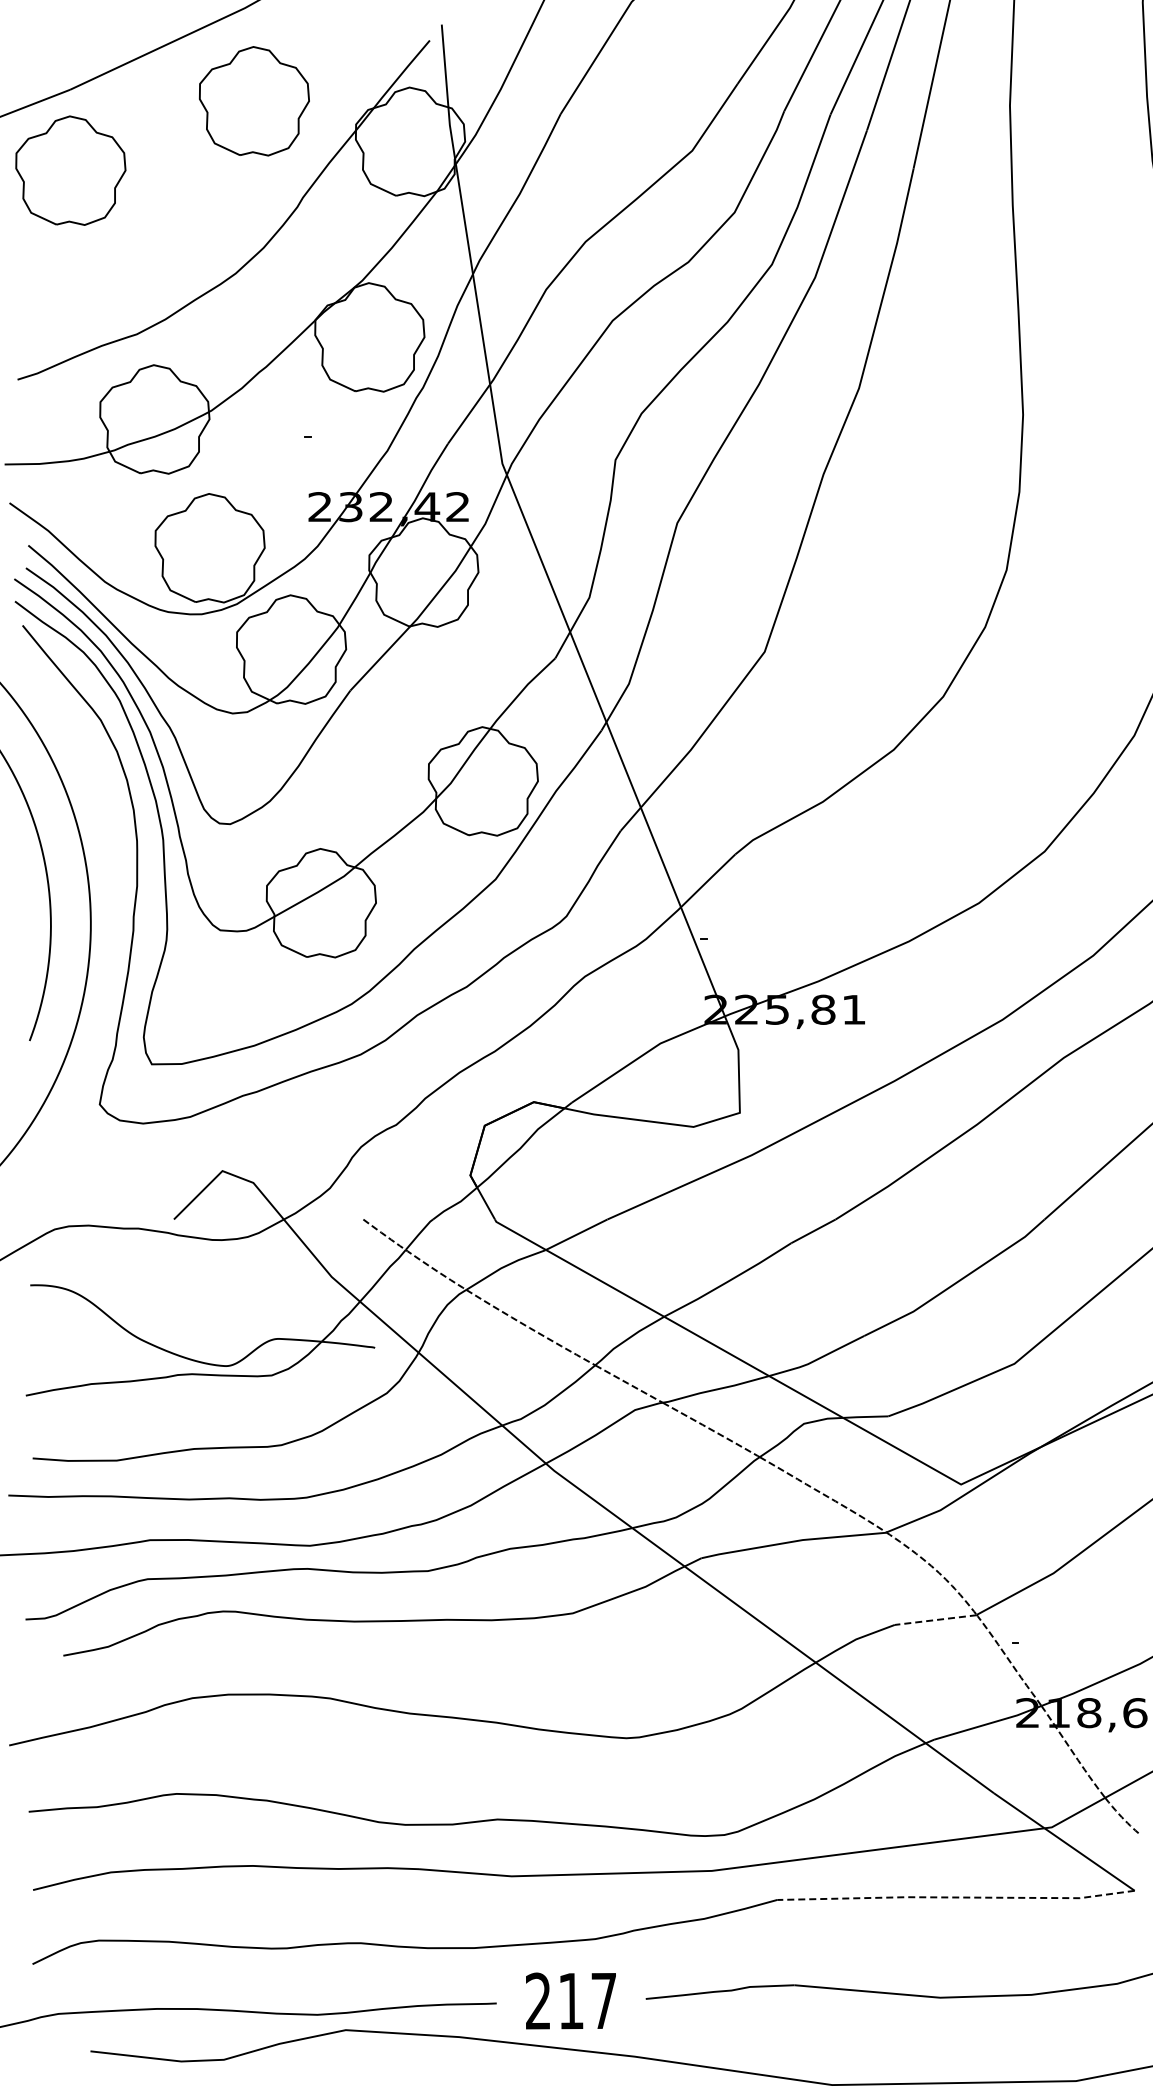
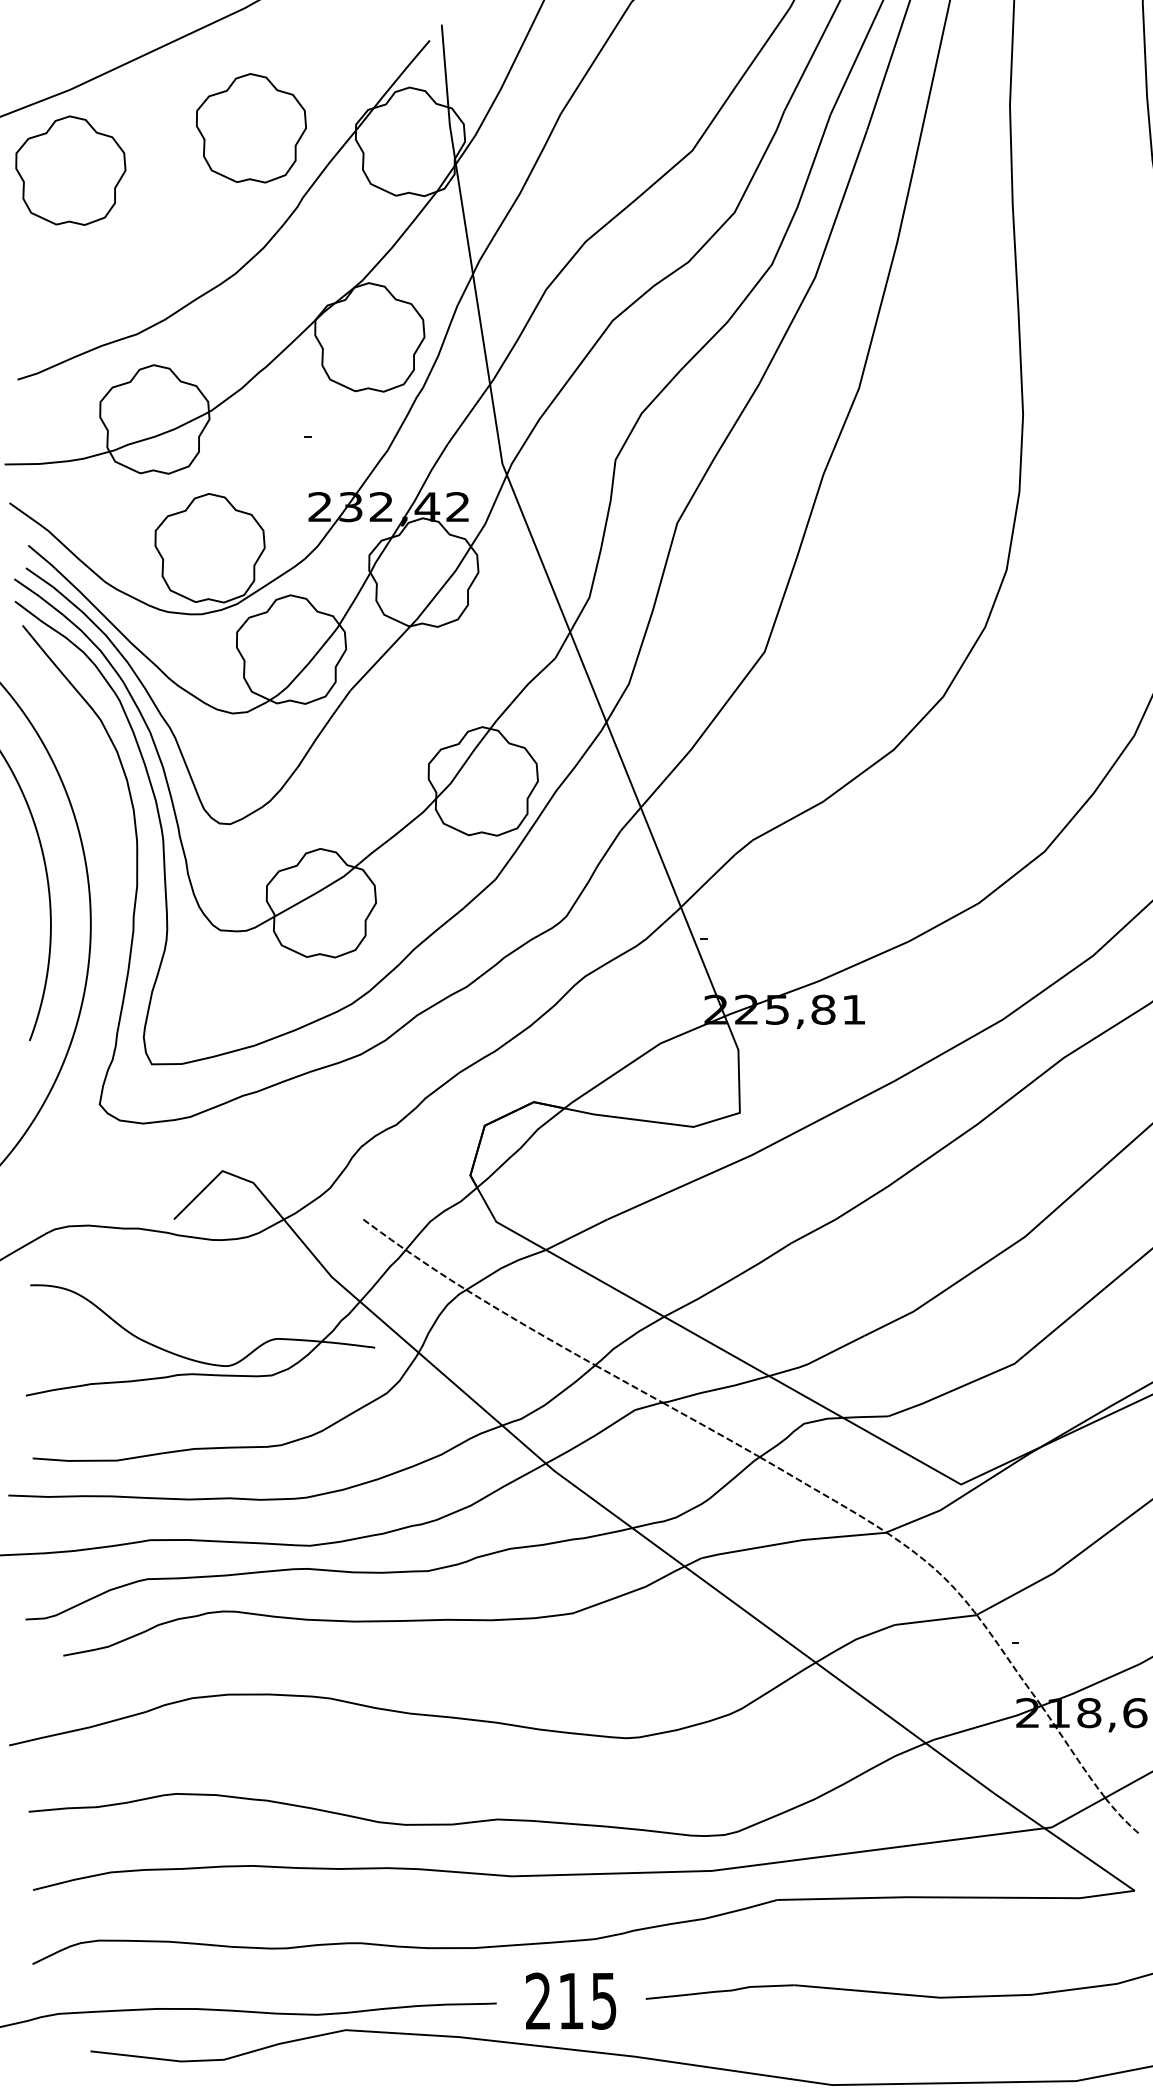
part position: (254, 101) -> (251, 128) (251, 128)
line: dashed -> solid (936, 1620)
line: dashed -> solid (956, 1897)
text: 217 -> 215 (603, 2001)
